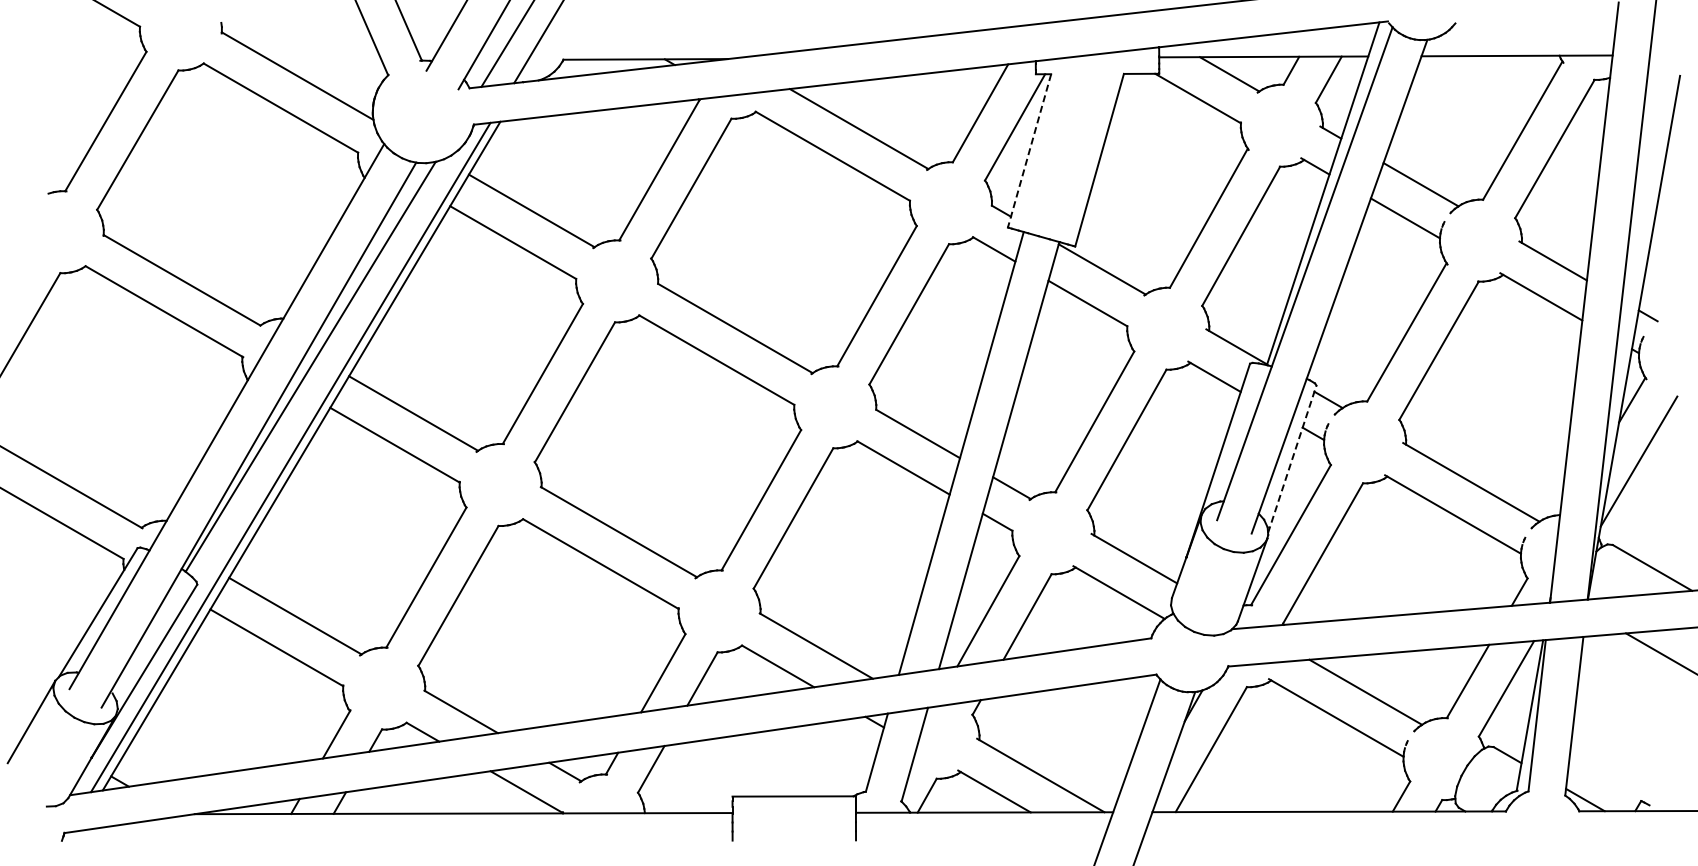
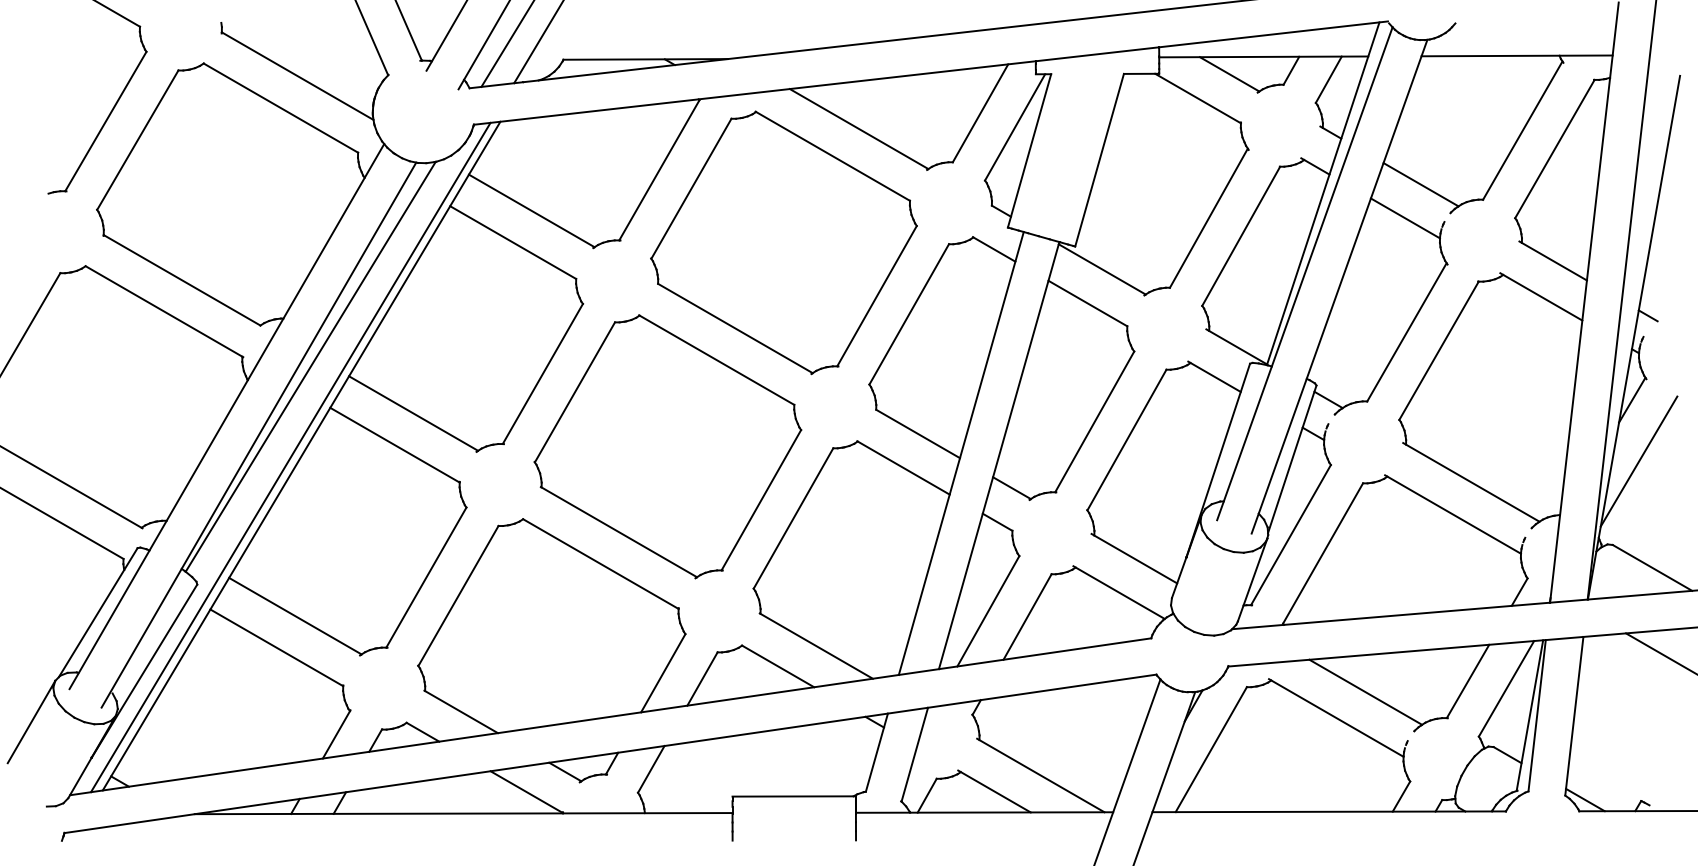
line: dashed -> solid (1029, 150)
line: dashed -> solid (1292, 459)
